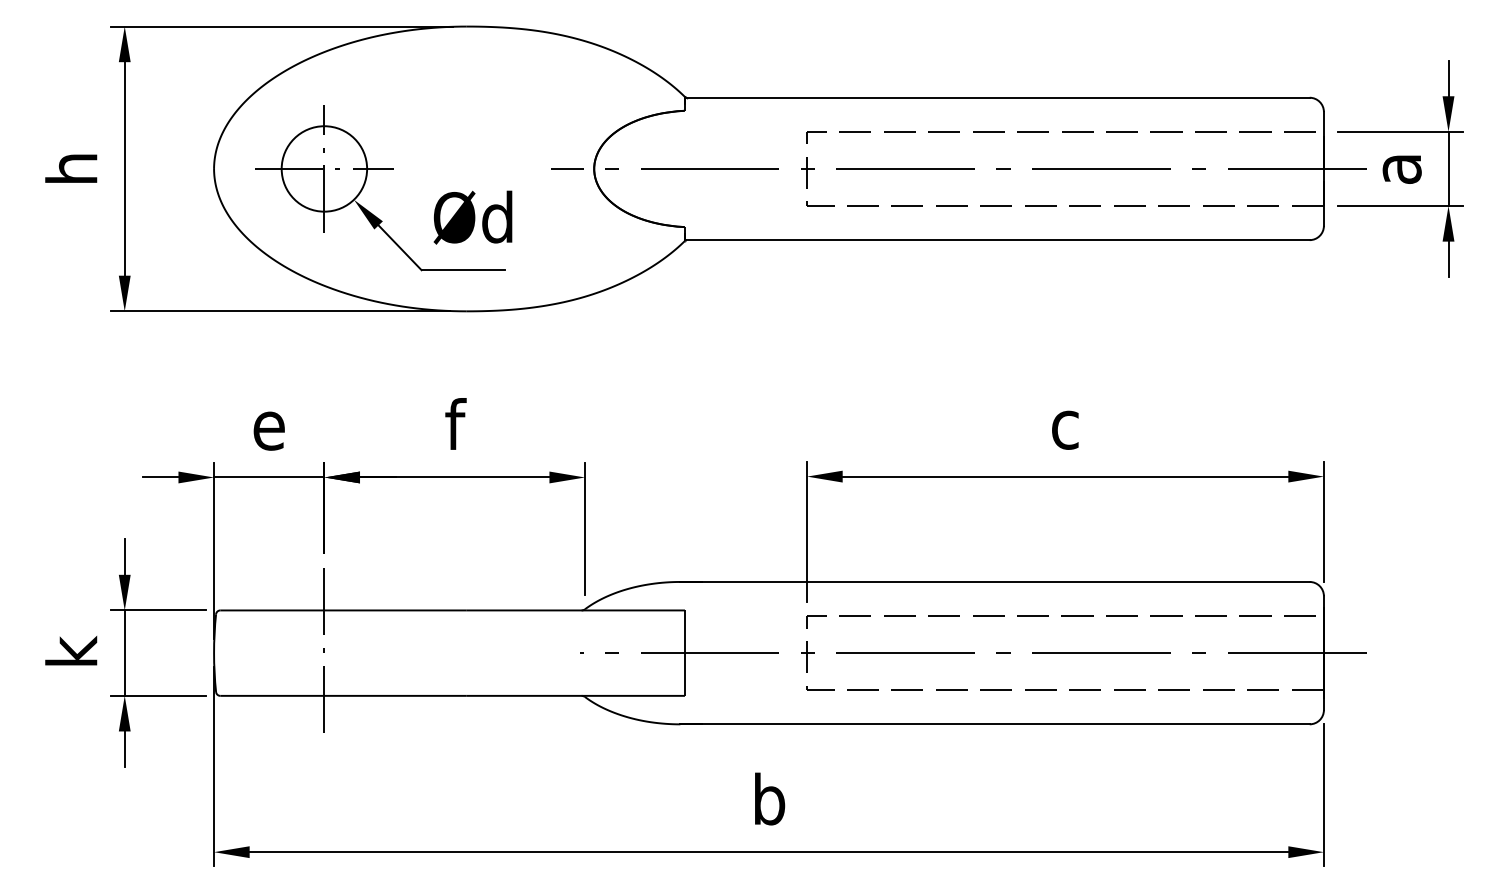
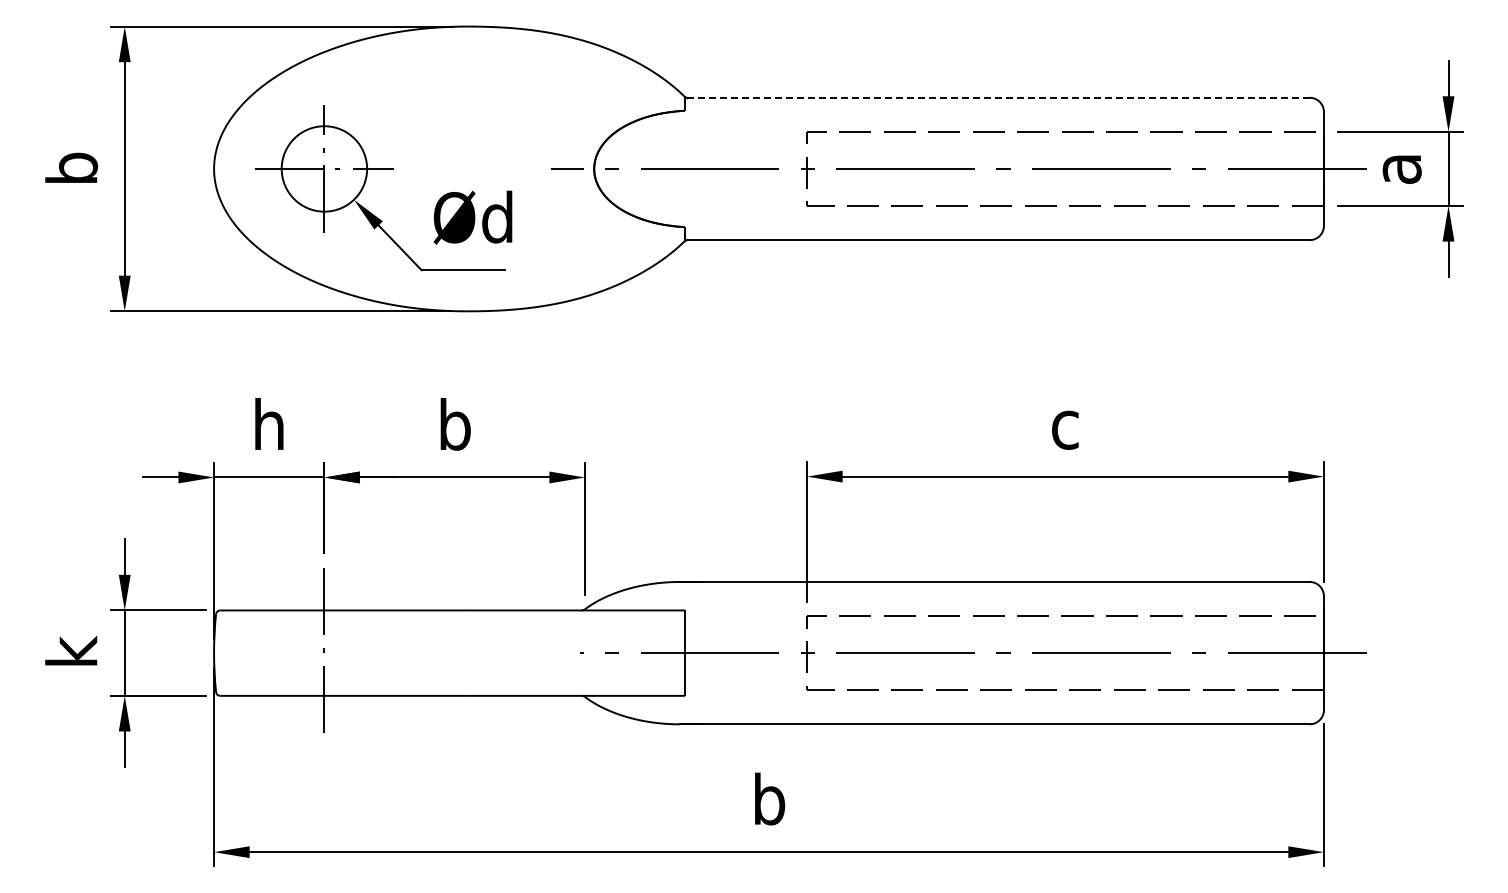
line: solid -> dashed (997, 97)
text: h -> b (78, 164)
text: e -> h (268, 424)
text: f -> b (455, 424)
